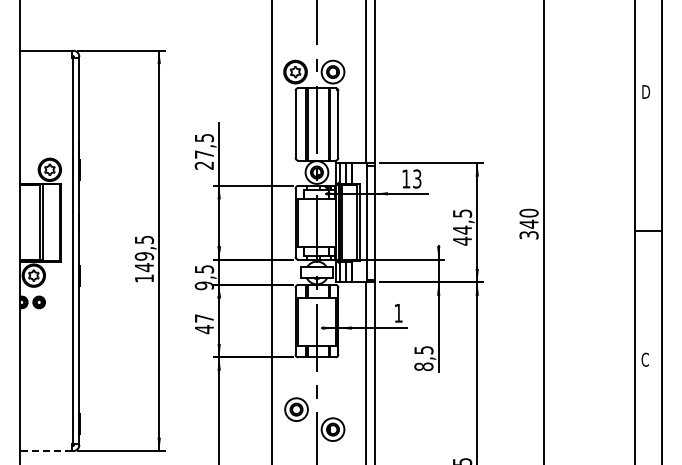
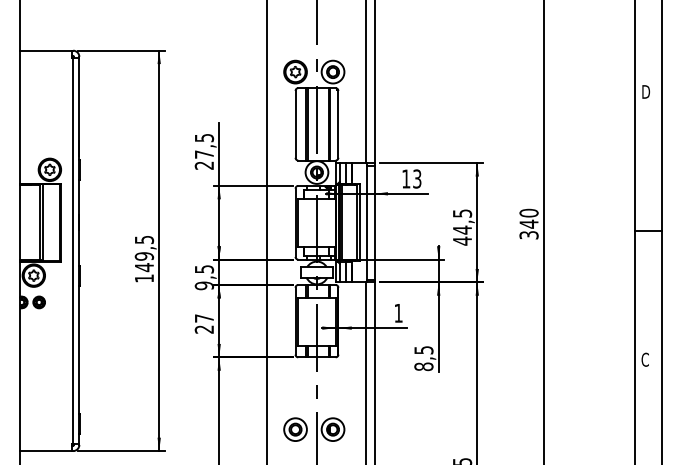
line position: (272, 231) -> (267, 231) (267, 231)
text: 47 -> 27 (203, 329)
part position: (296, 409) -> (295, 429) (295, 429)
line: dashed -> solid (46, 451)
